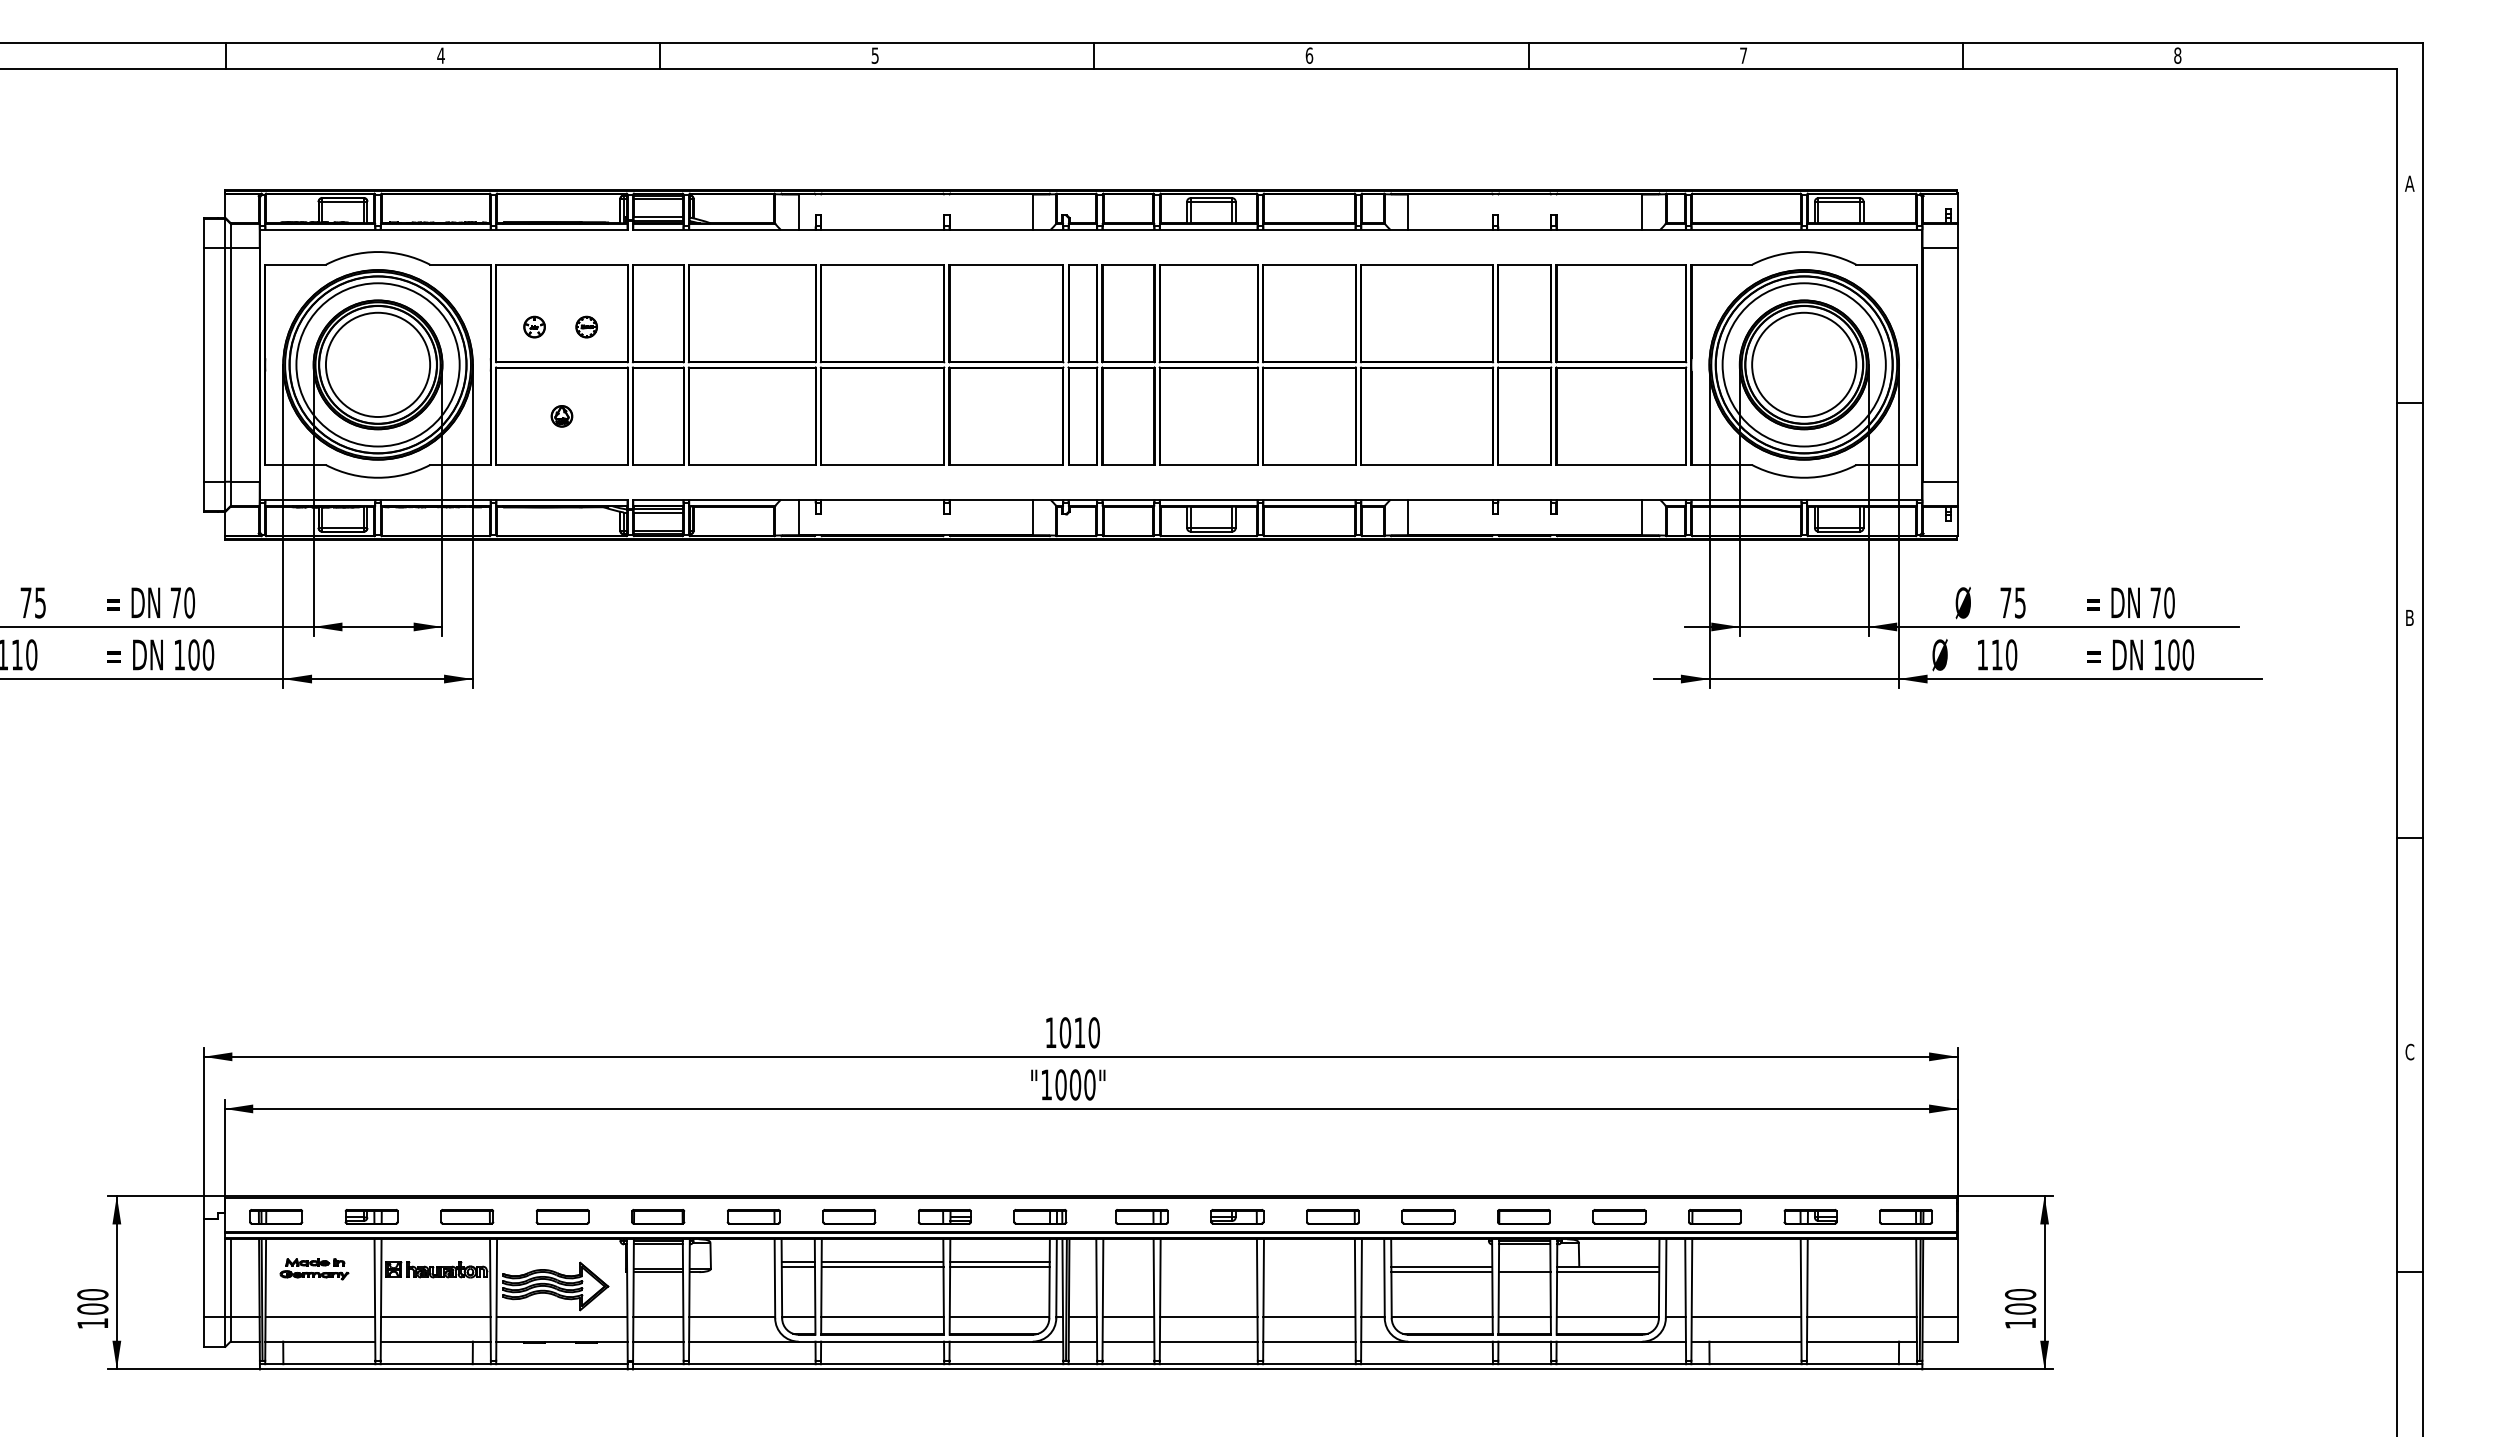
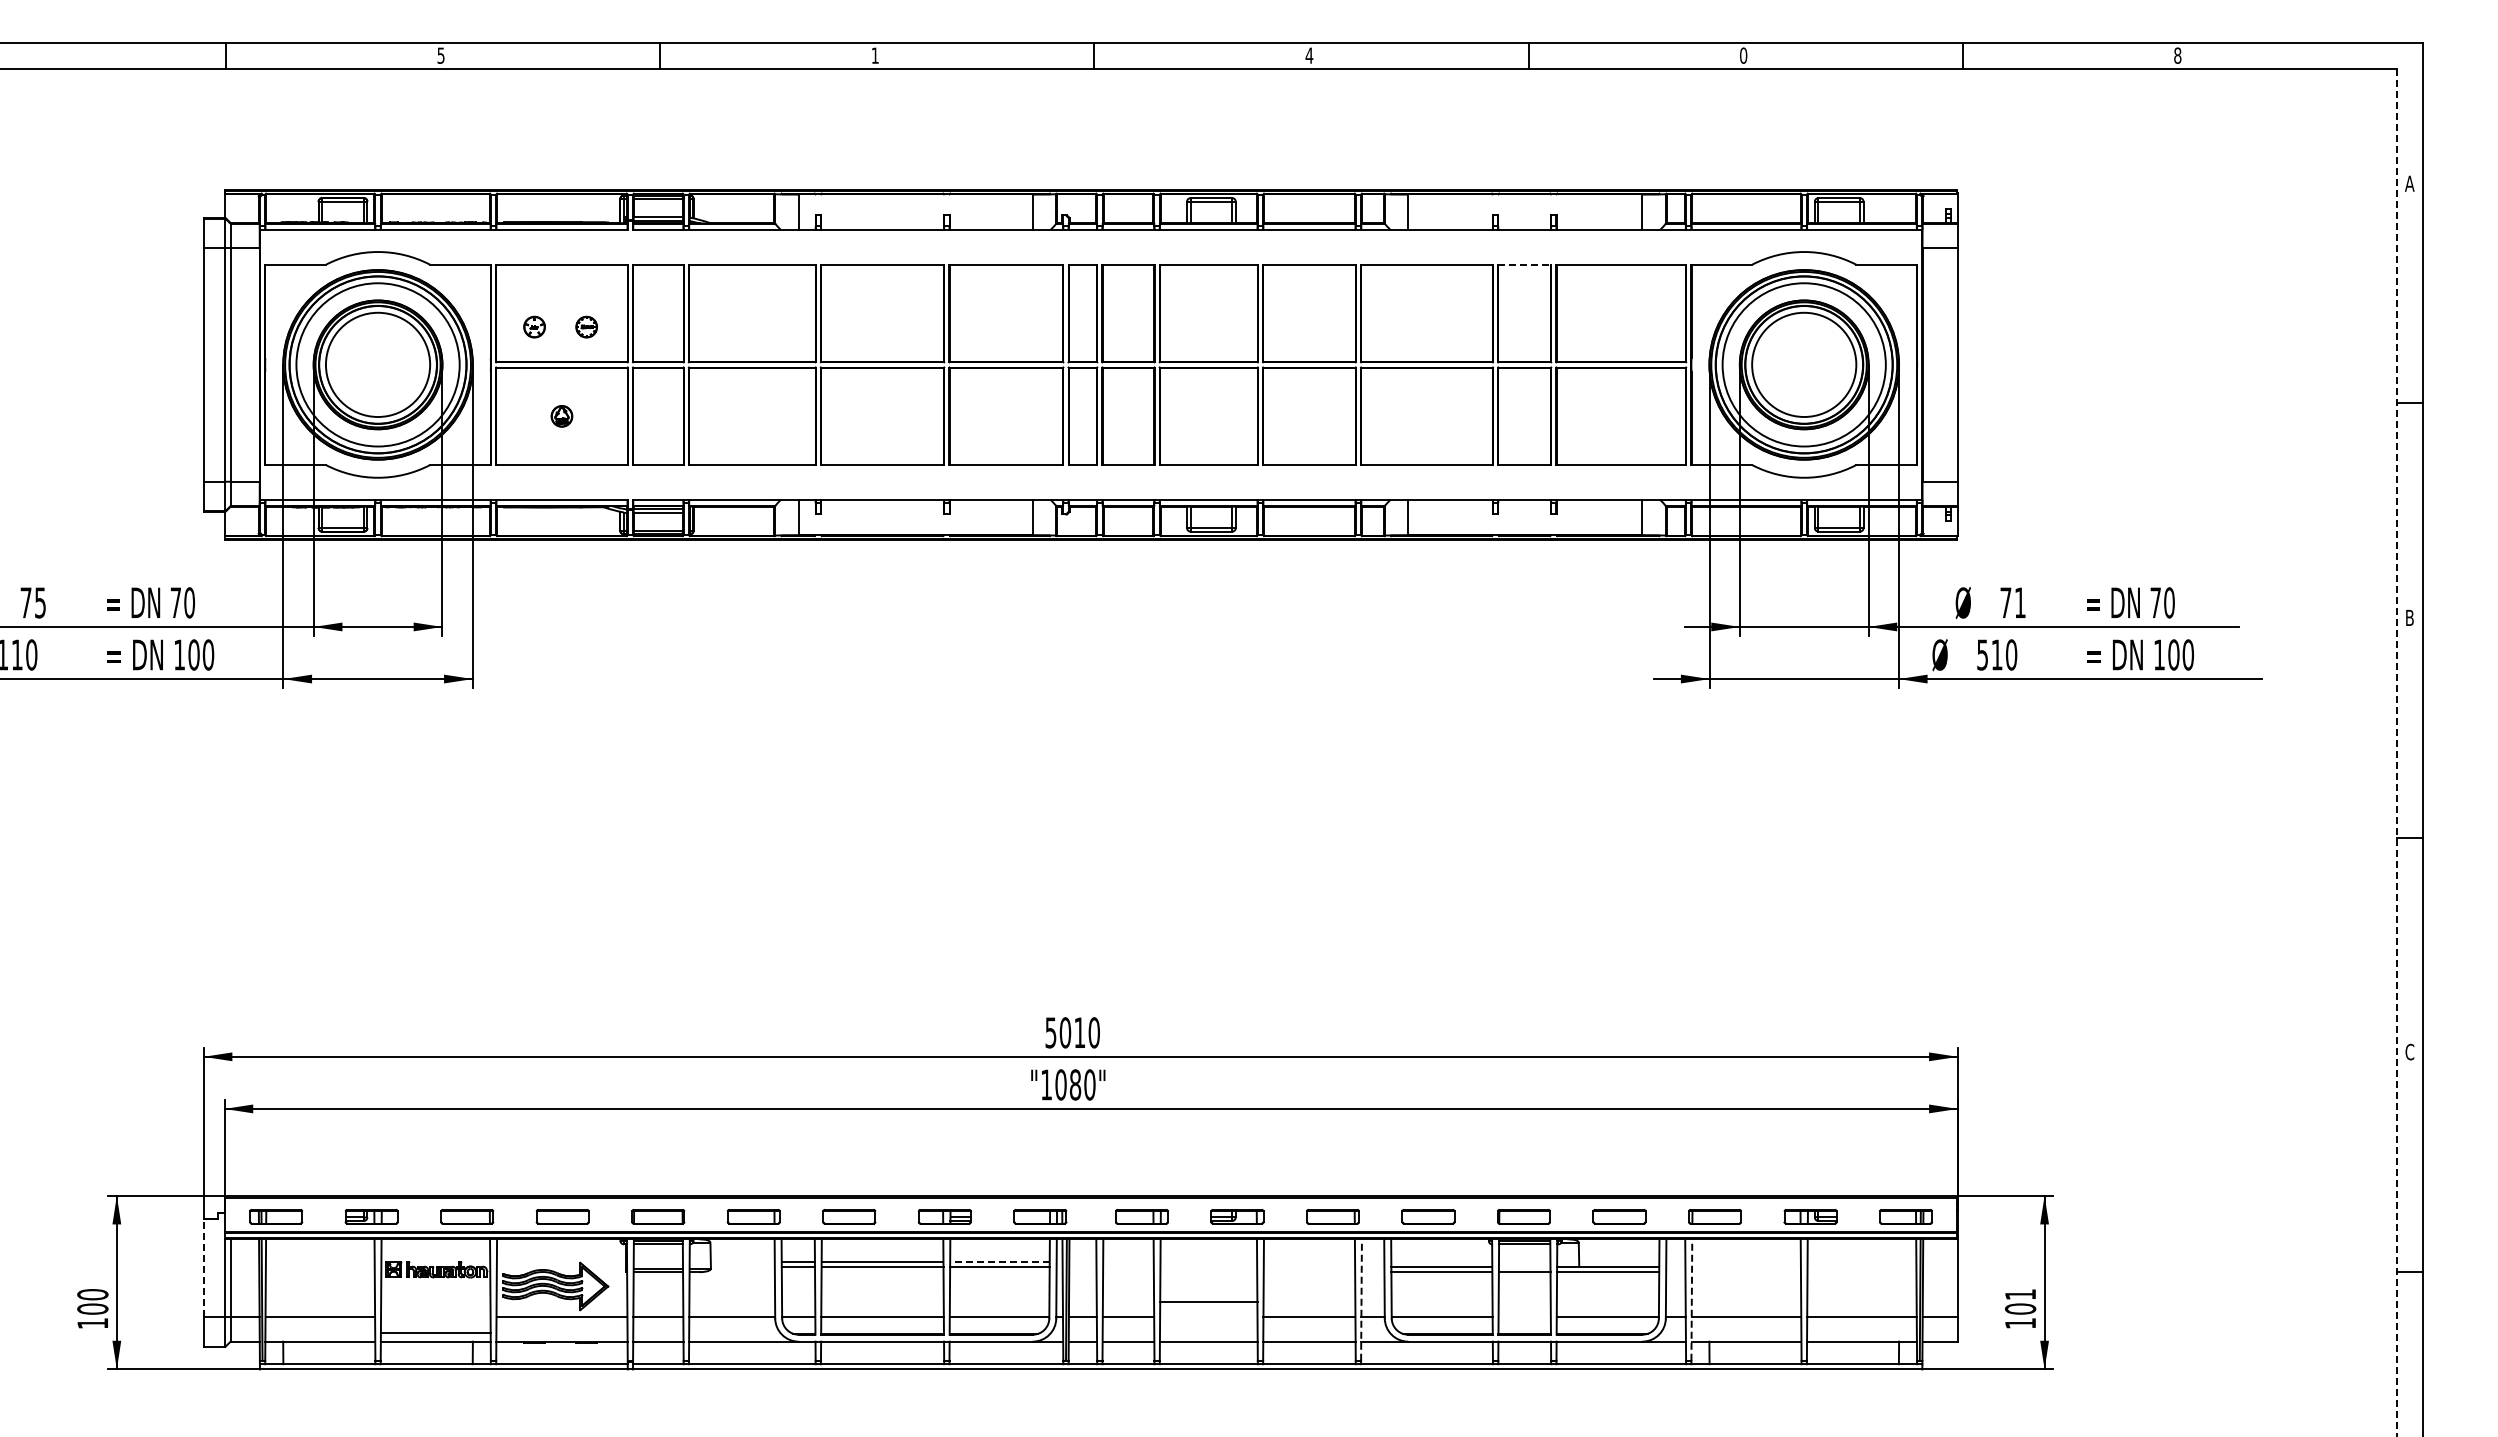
text: 4 -> 5 (440, 55)
text: 5 -> 1 (874, 55)
text: 6 -> 4 (1309, 55)
text: 7 -> 0 (1743, 55)
line: solid -> dashed (1525, 264)
text: 75 -> 71 (2020, 602)
text: 110 -> 510 (1982, 654)
line: solid -> dashed (2397, 752)
text: 1010 -> 5010 (1050, 1032)
text: "1000" -> "1080" (1075, 1084)
line: solid -> dashed (999, 1261)
line: solid -> dashed (203, 1267)
part: present -> none (314, 1269)
text: 100 -> 101 (2020, 1294)
line: solid -> dashed (1361, 1299)
line: solid -> dashed (1691, 1299)
line position: (435, 1317) -> (435, 1333) (435, 1333)
line position: (1208, 1317) -> (1208, 1302) (1208, 1302)
line: present -> none (1524, 1317)
